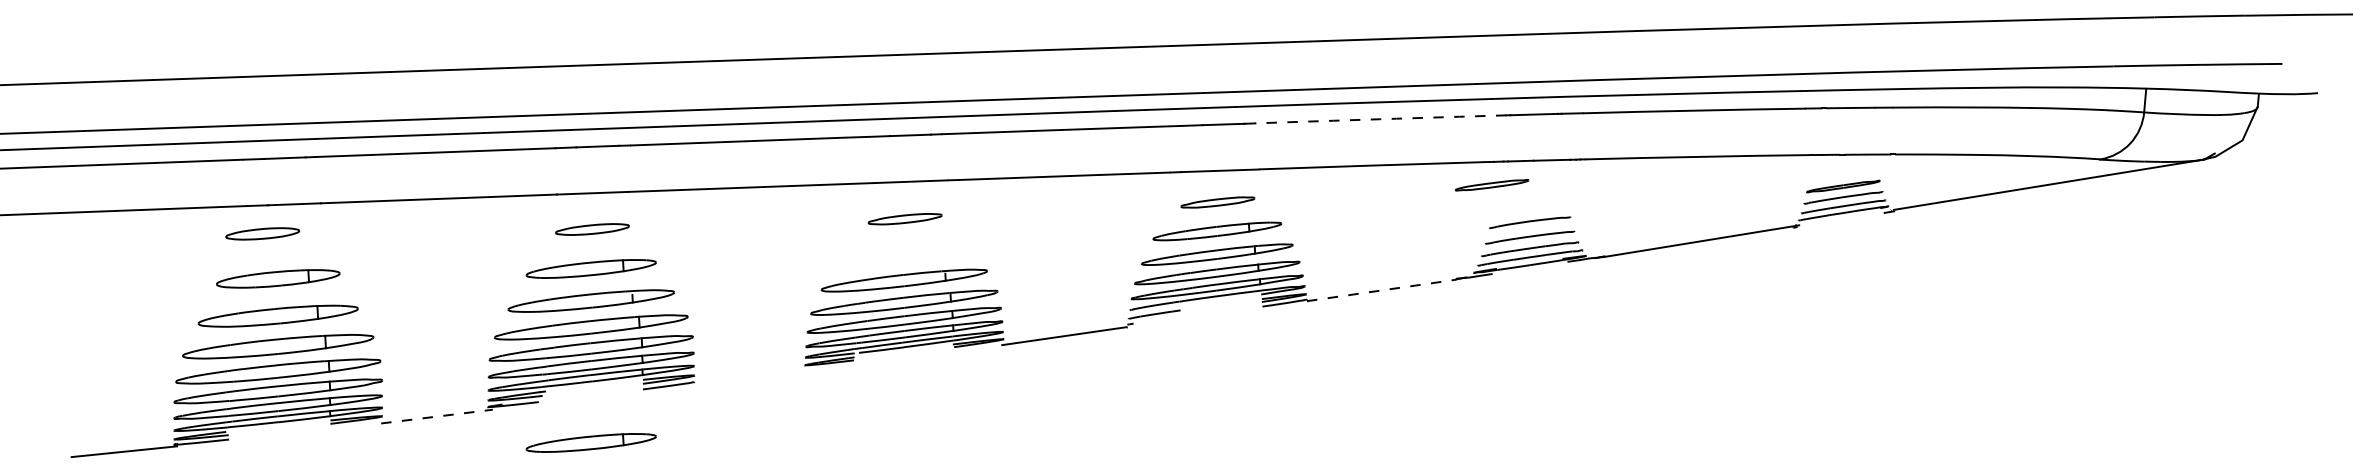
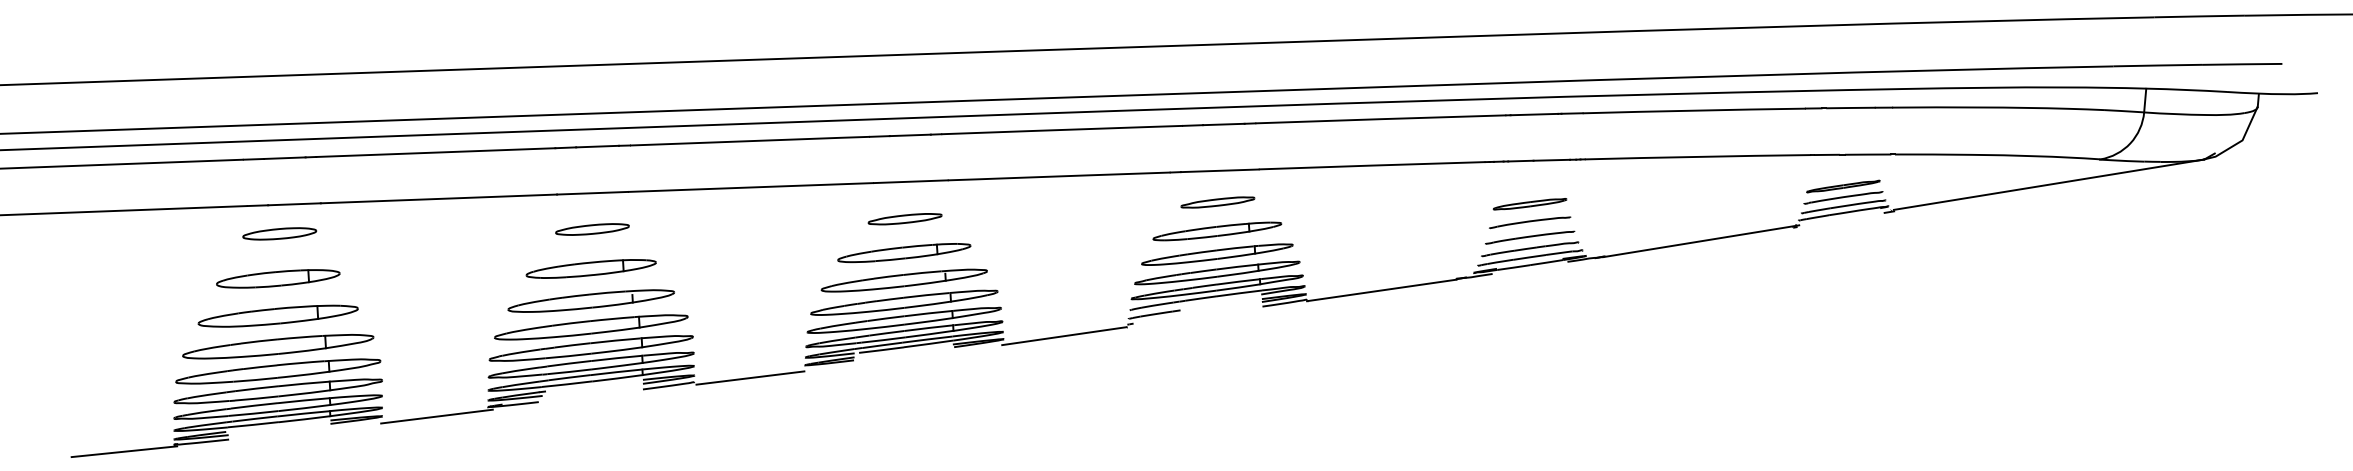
arc: dashed -> solid (1380, 119)
part position: (1491, 185) -> (1529, 204) (1529, 204)
part position: (262, 233) -> (279, 233) (279, 233)
part: none -> present (904, 253)
line: dashed -> solid (1382, 290)
line: none -> present (750, 377)
line: dashed -> solid (437, 416)
part: present -> none (590, 442)
